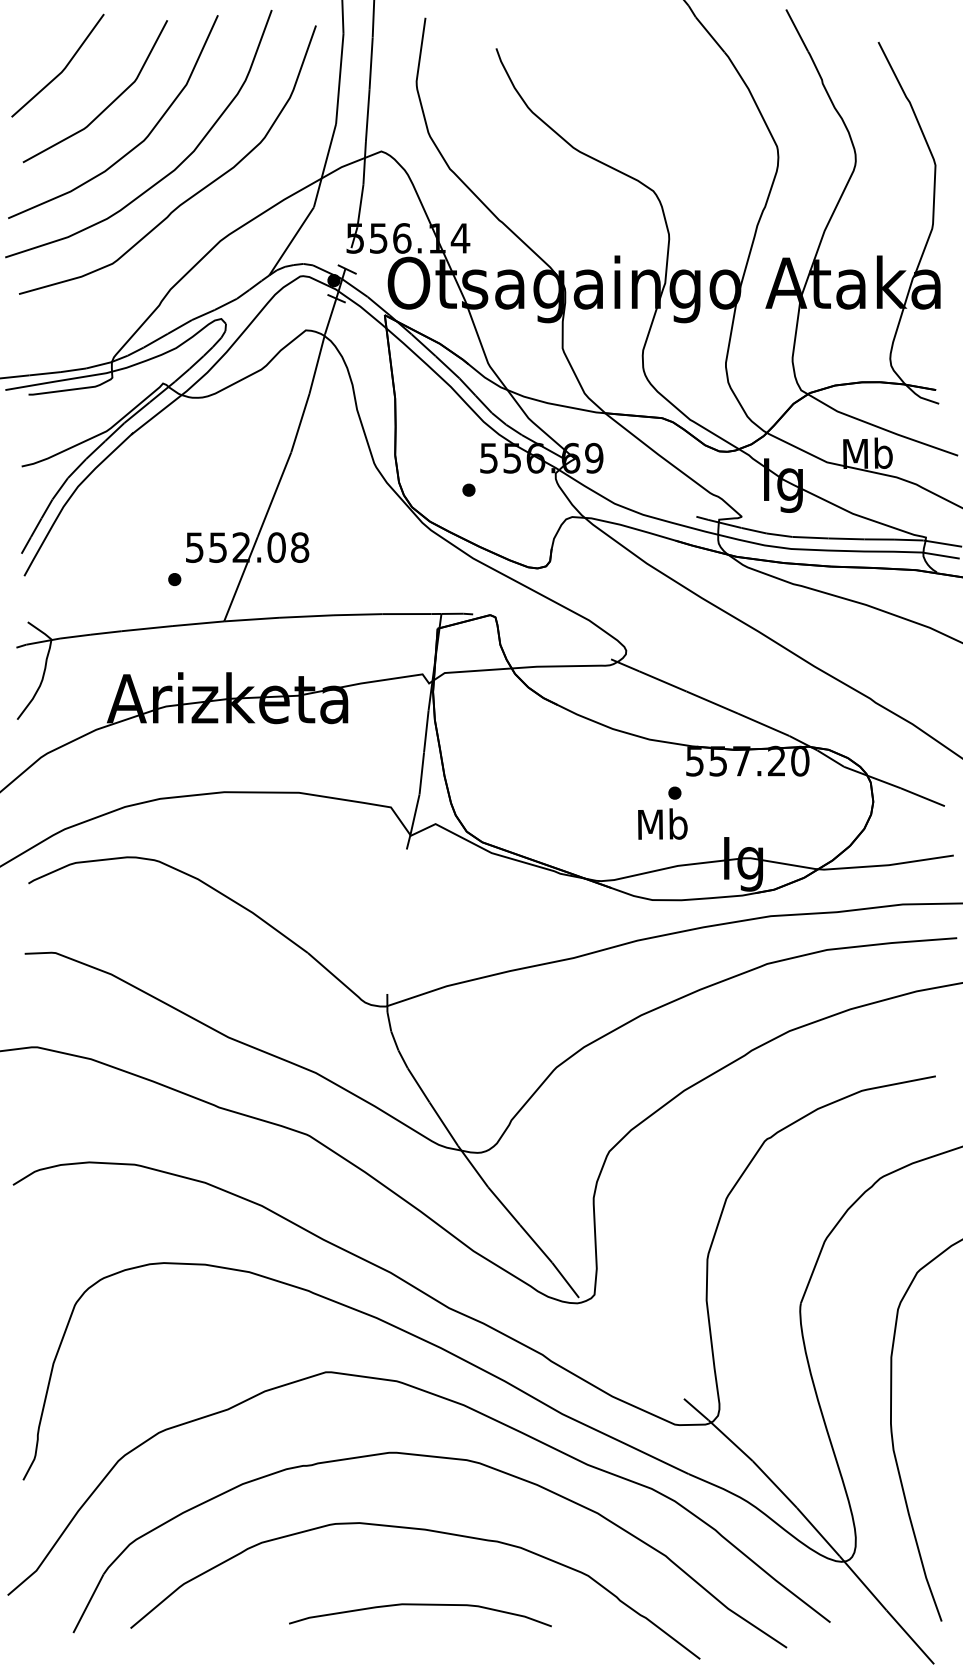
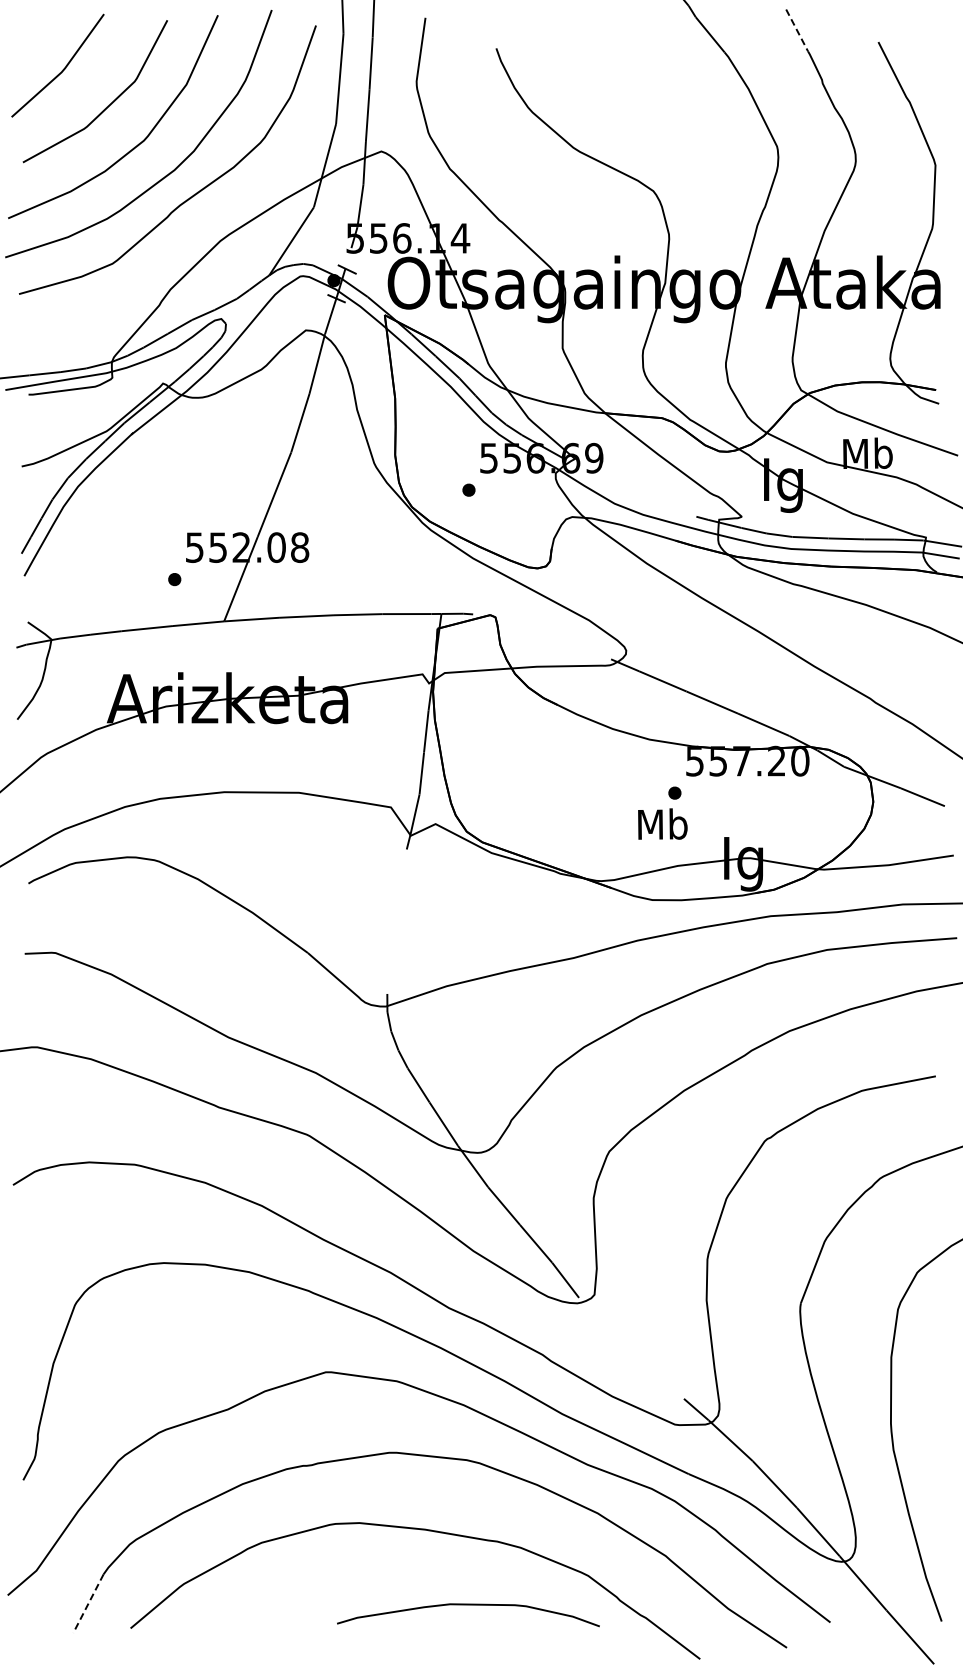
line: solid -> dashed (797, 30)
line: solid -> dashed (88, 1604)
curve position: (420, 1605) -> (468, 1605) (468, 1605)
